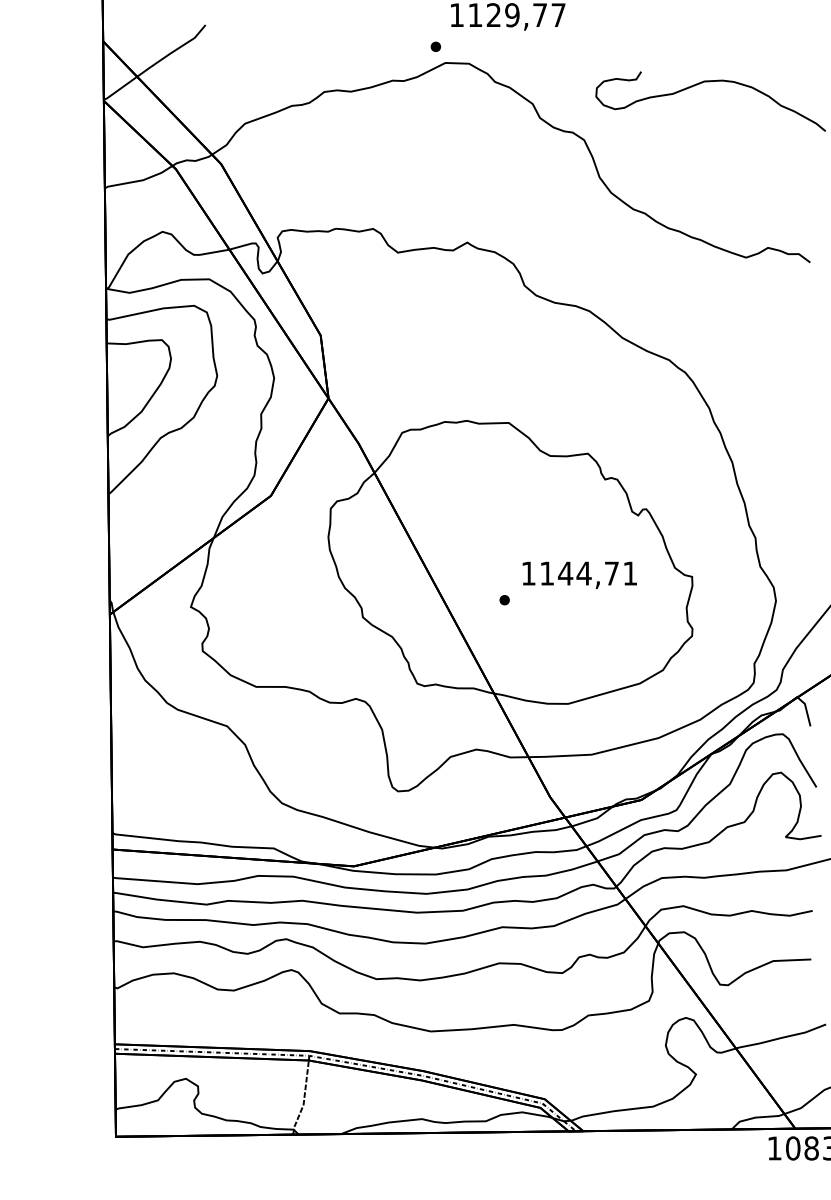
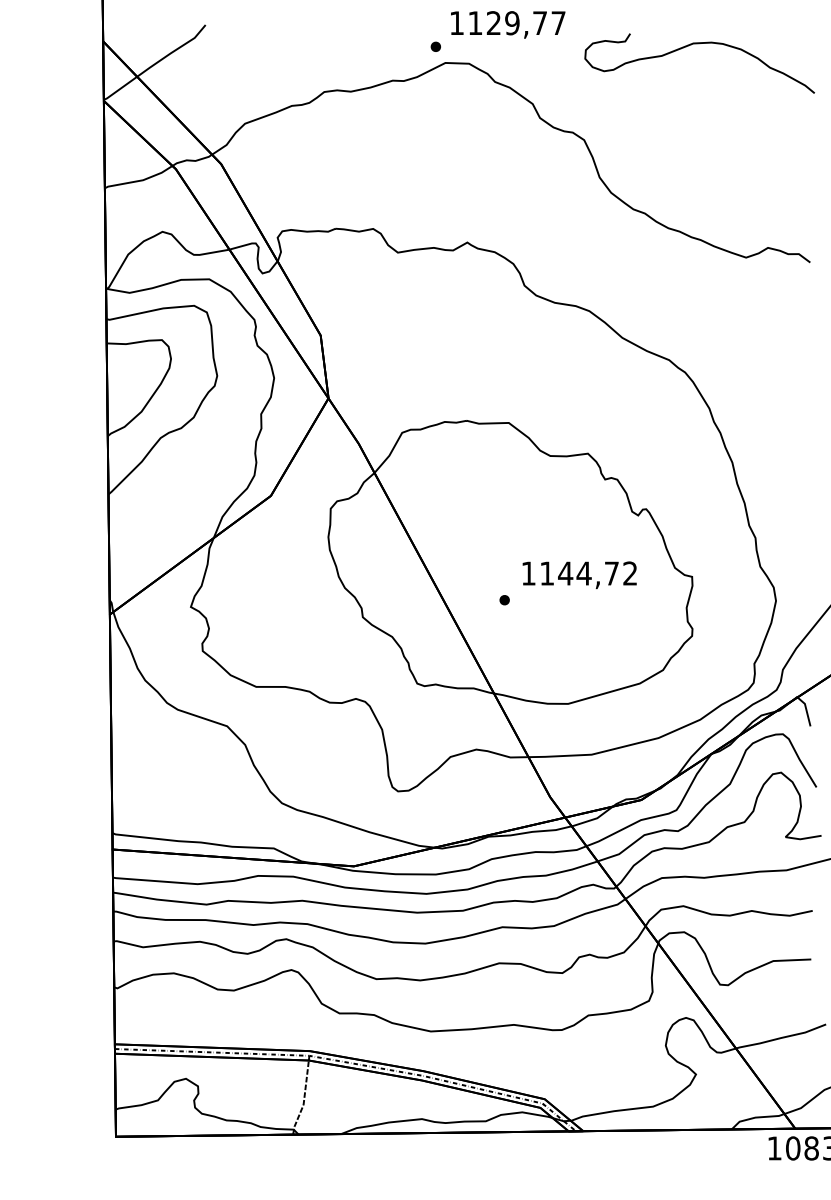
text position: (508, 16) -> (508, 24) (508, 24)
curve position: (710, 82) -> (699, 44) (699, 44)
text: 1144,71 -> 1144,72 (629, 573)
